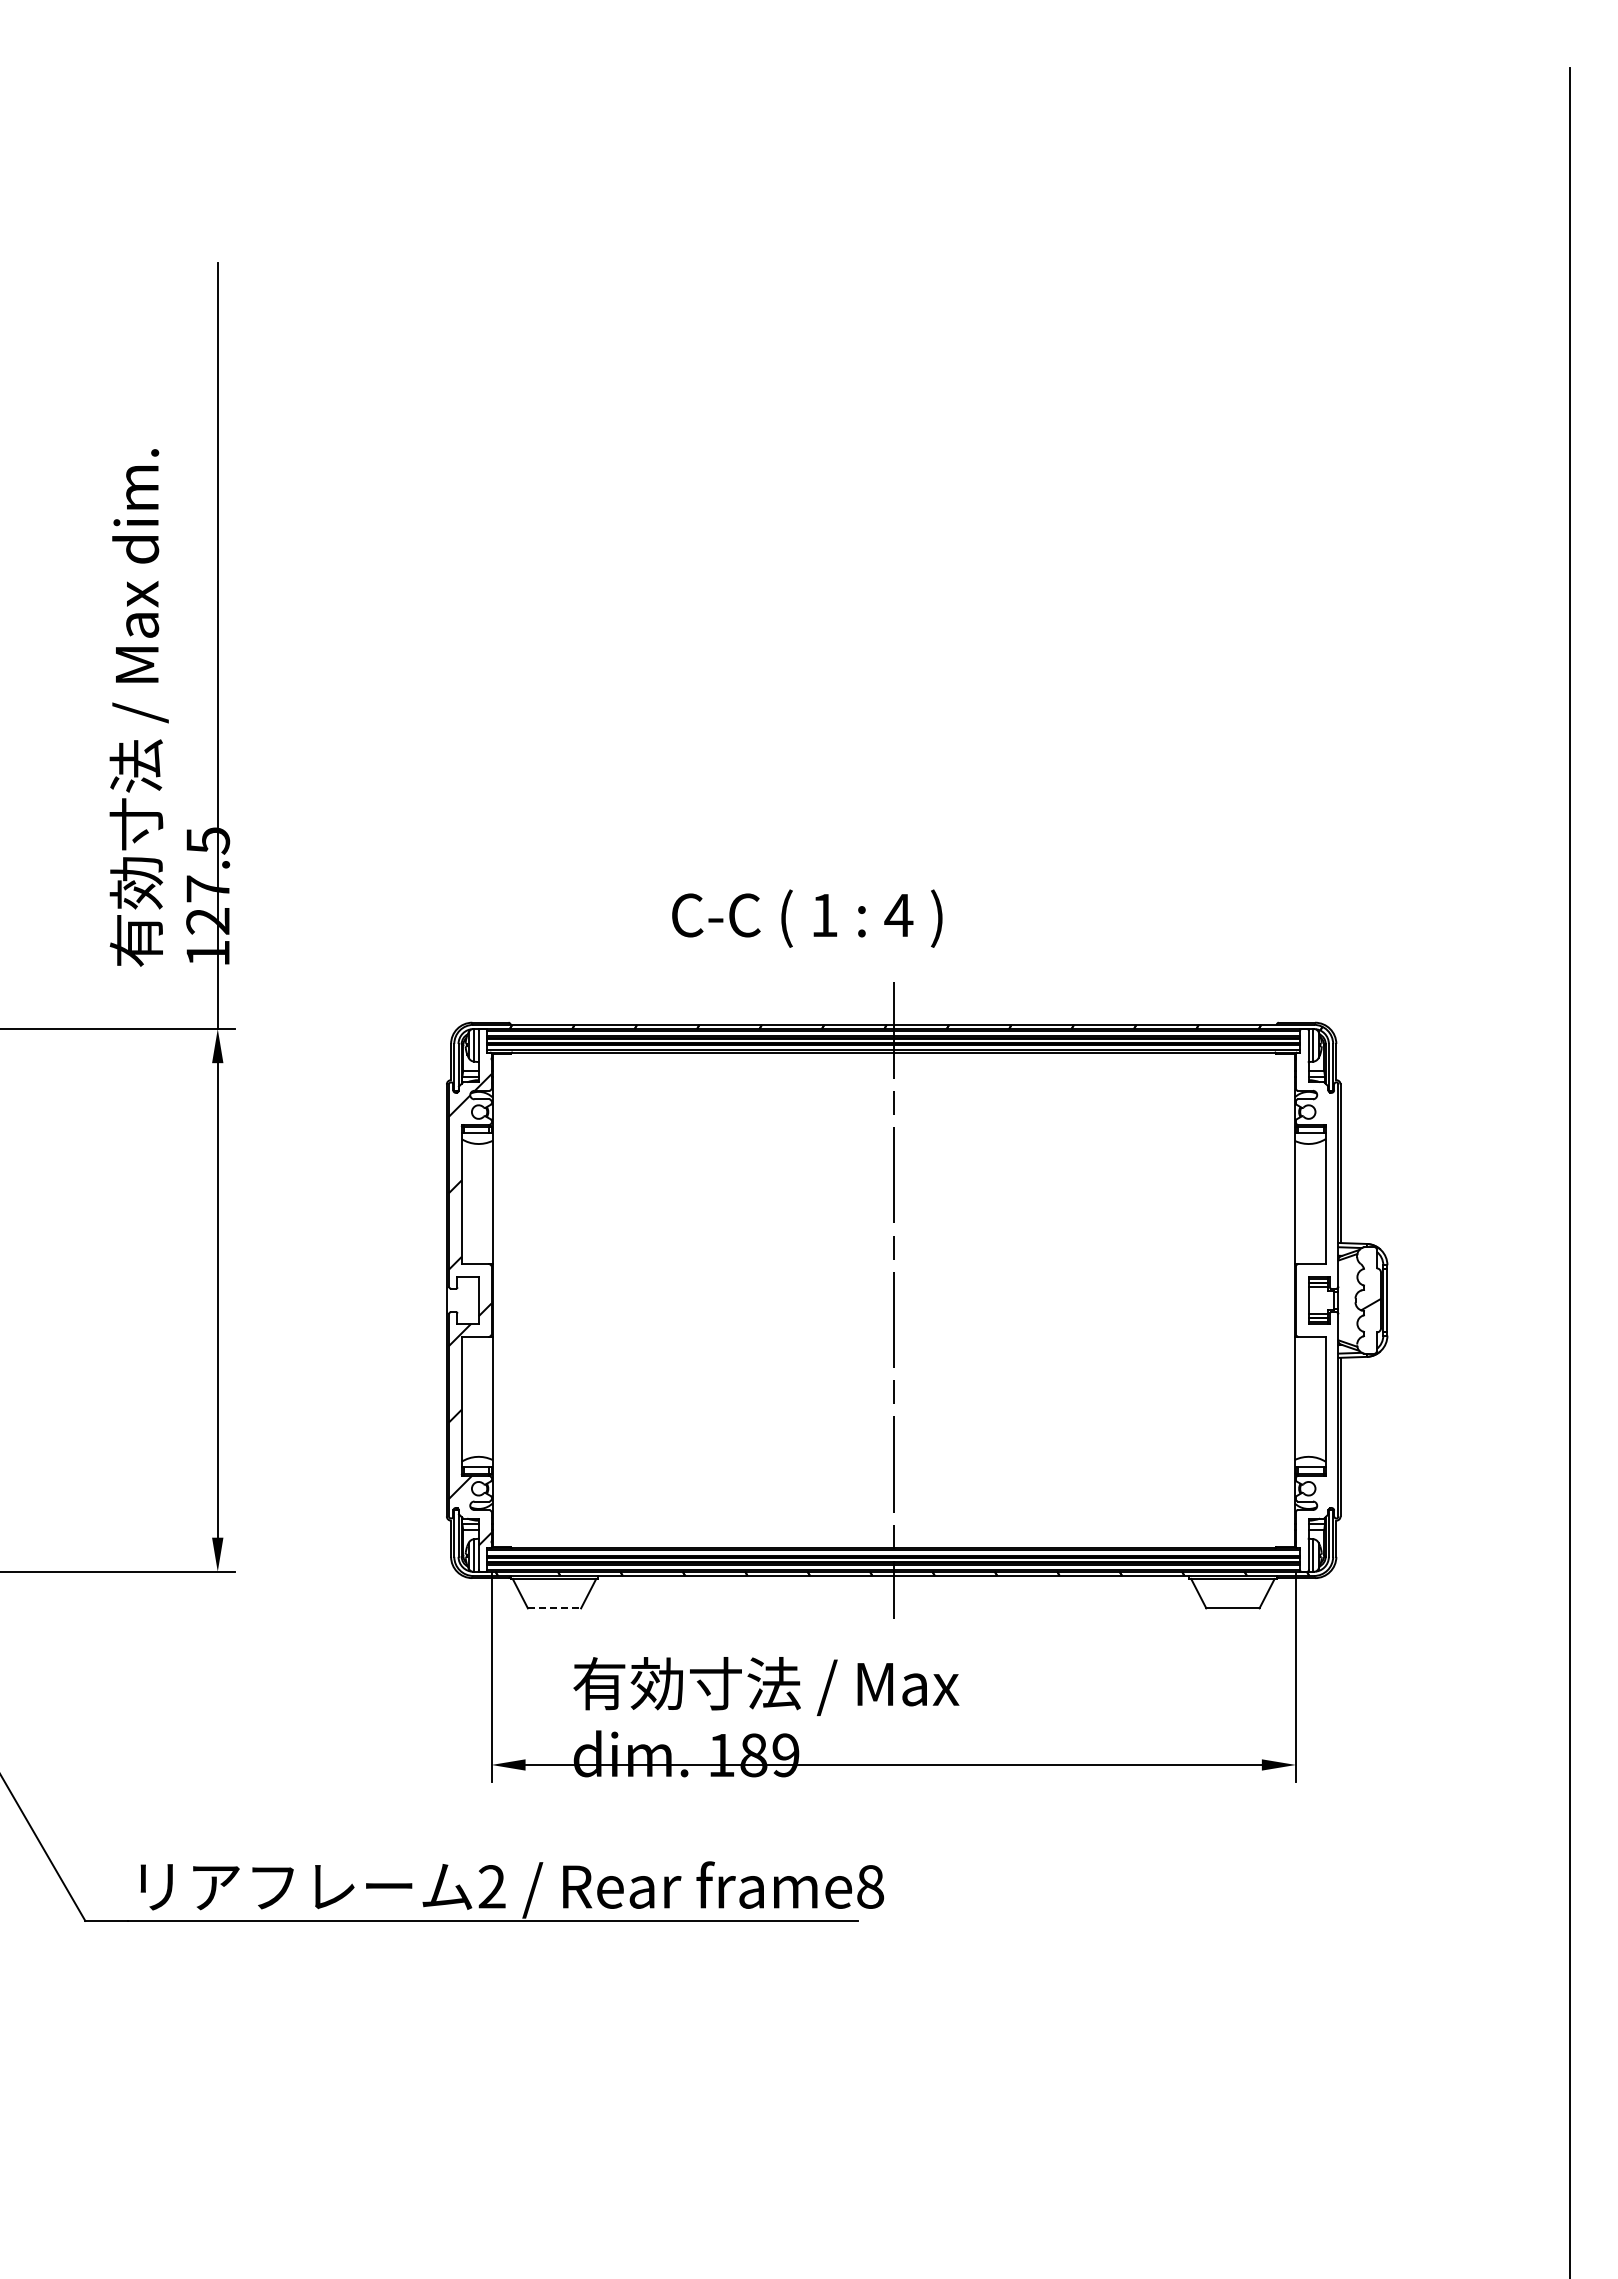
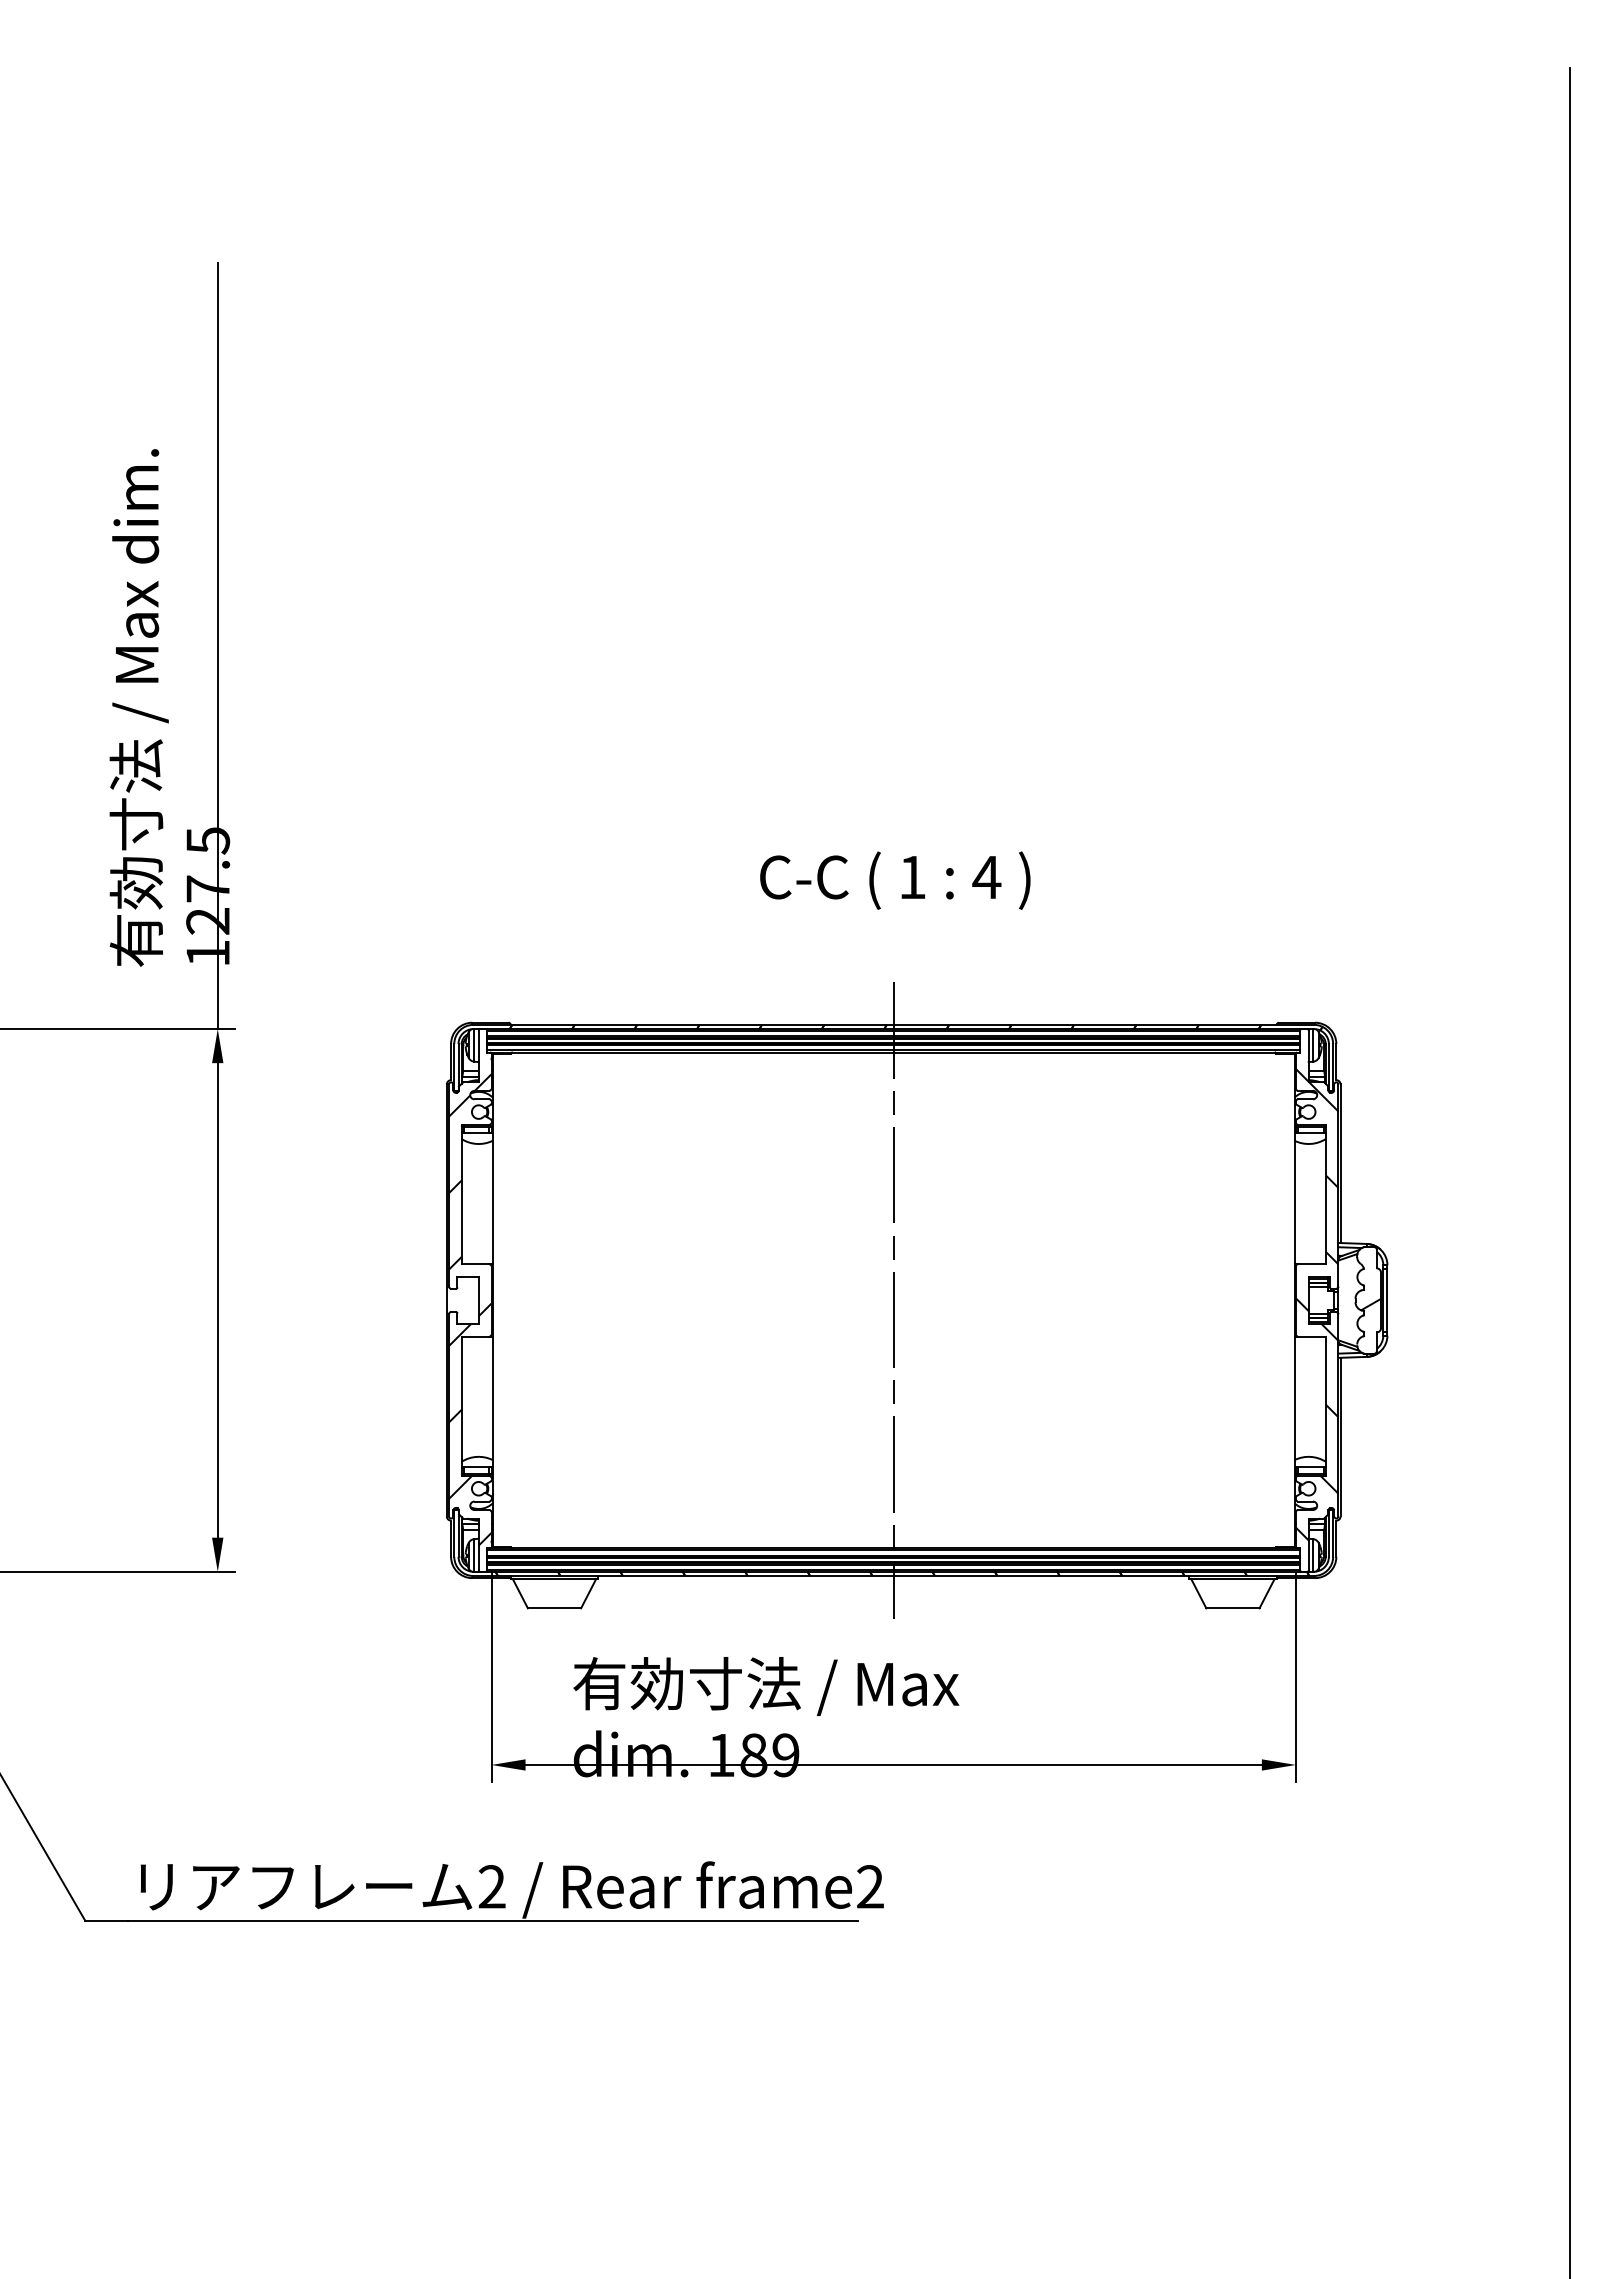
text position: (807, 918) -> (895, 880) (895, 880)
hatch: none -> present (1316, 1304)
line: dashed -> solid (554, 1608)
text: frame8 -> frame2 (870, 1886)
